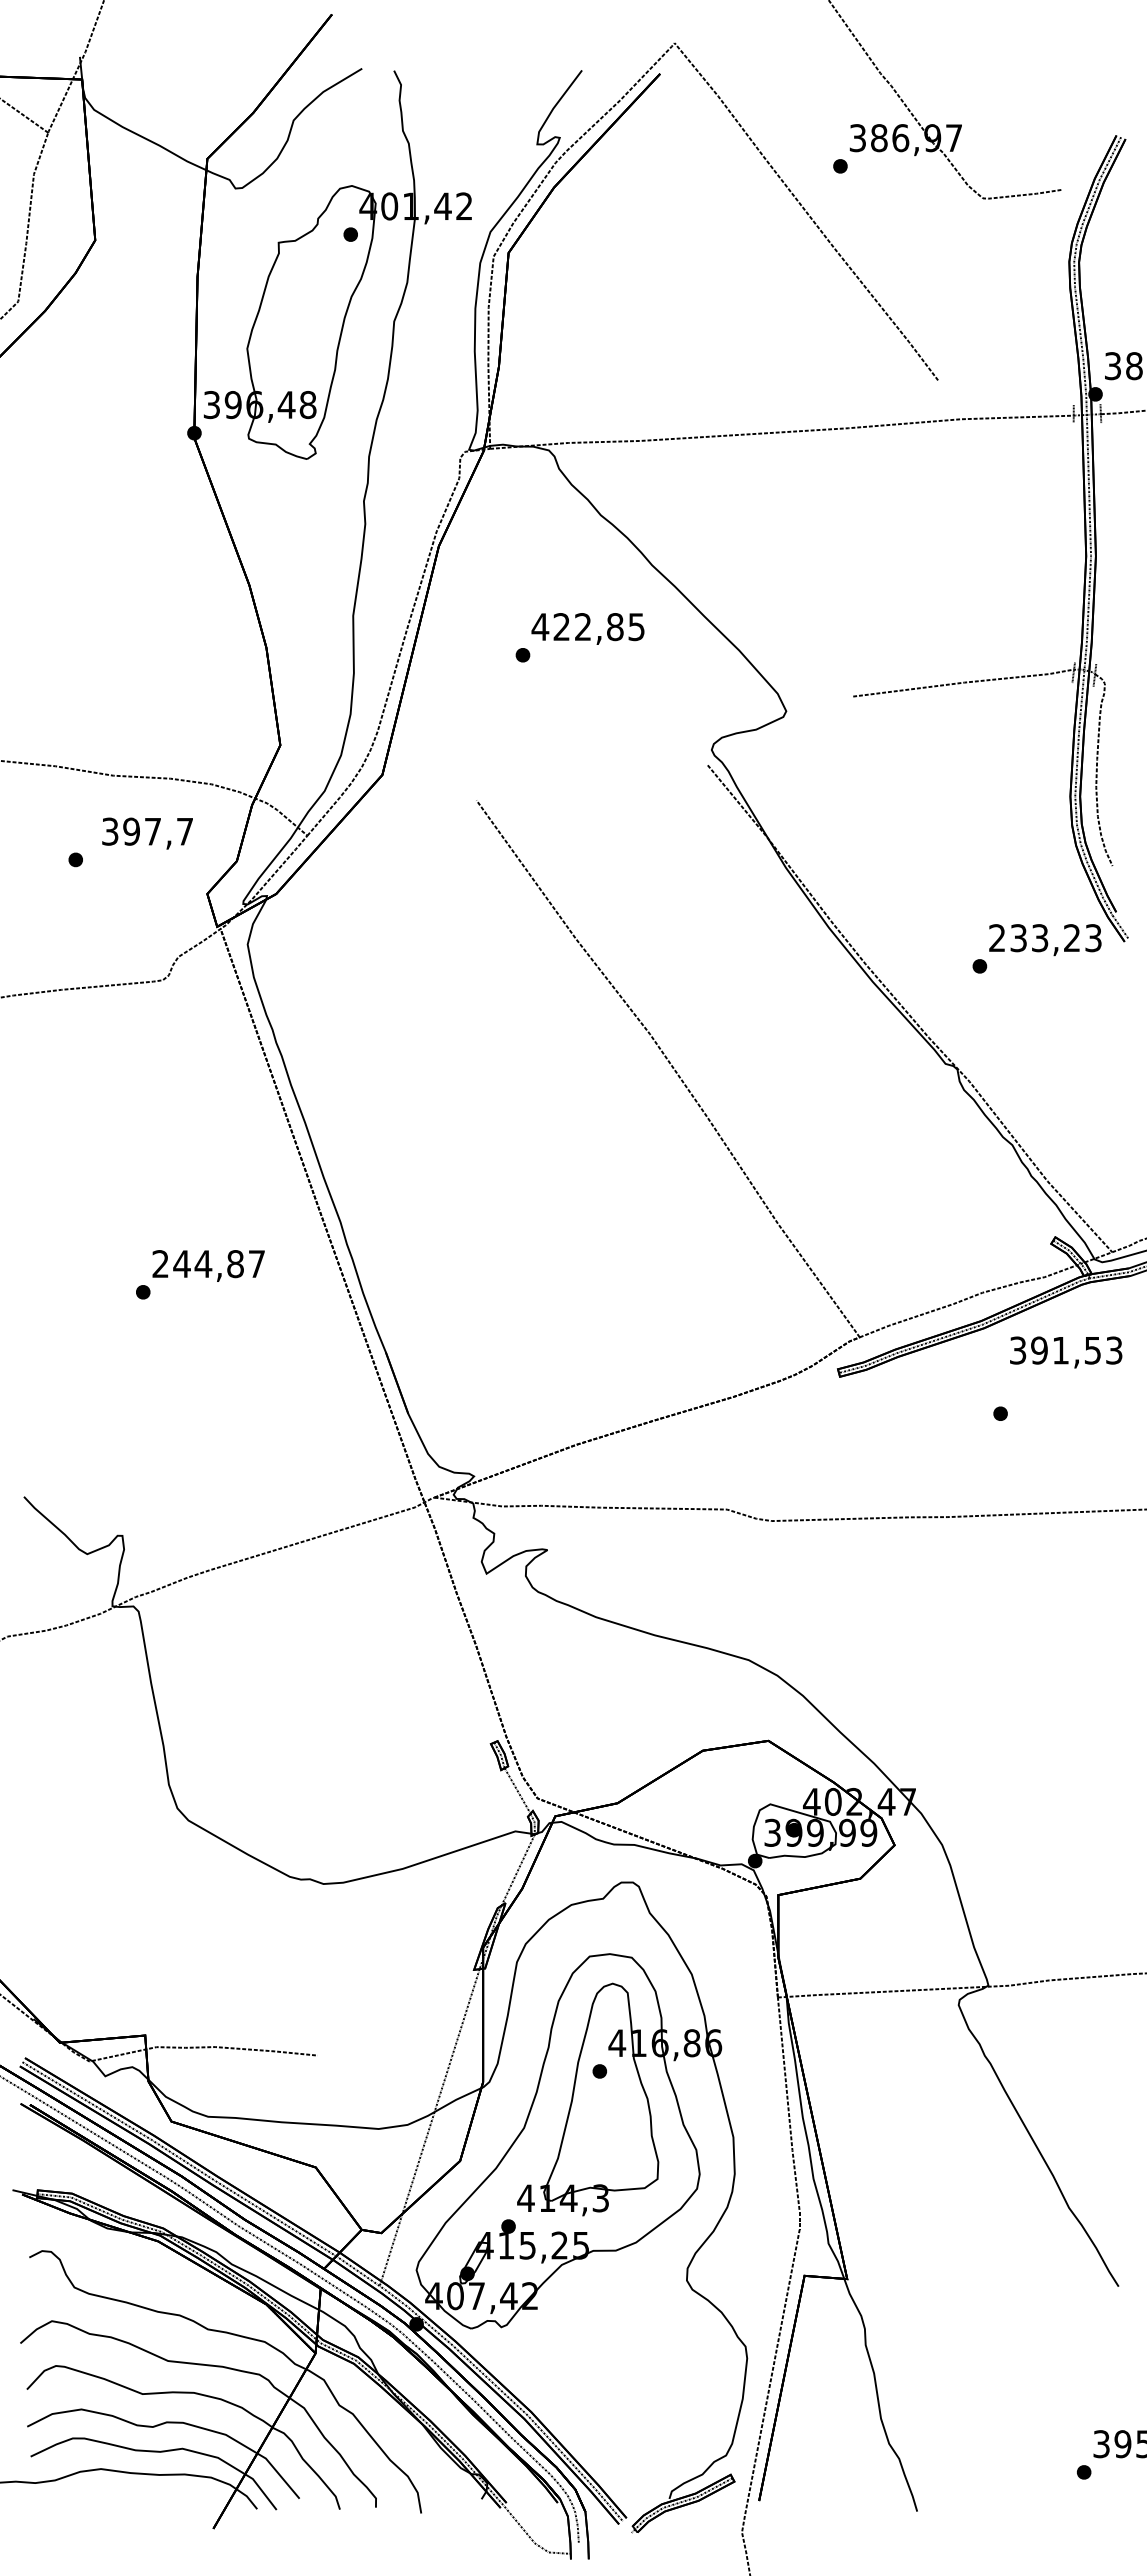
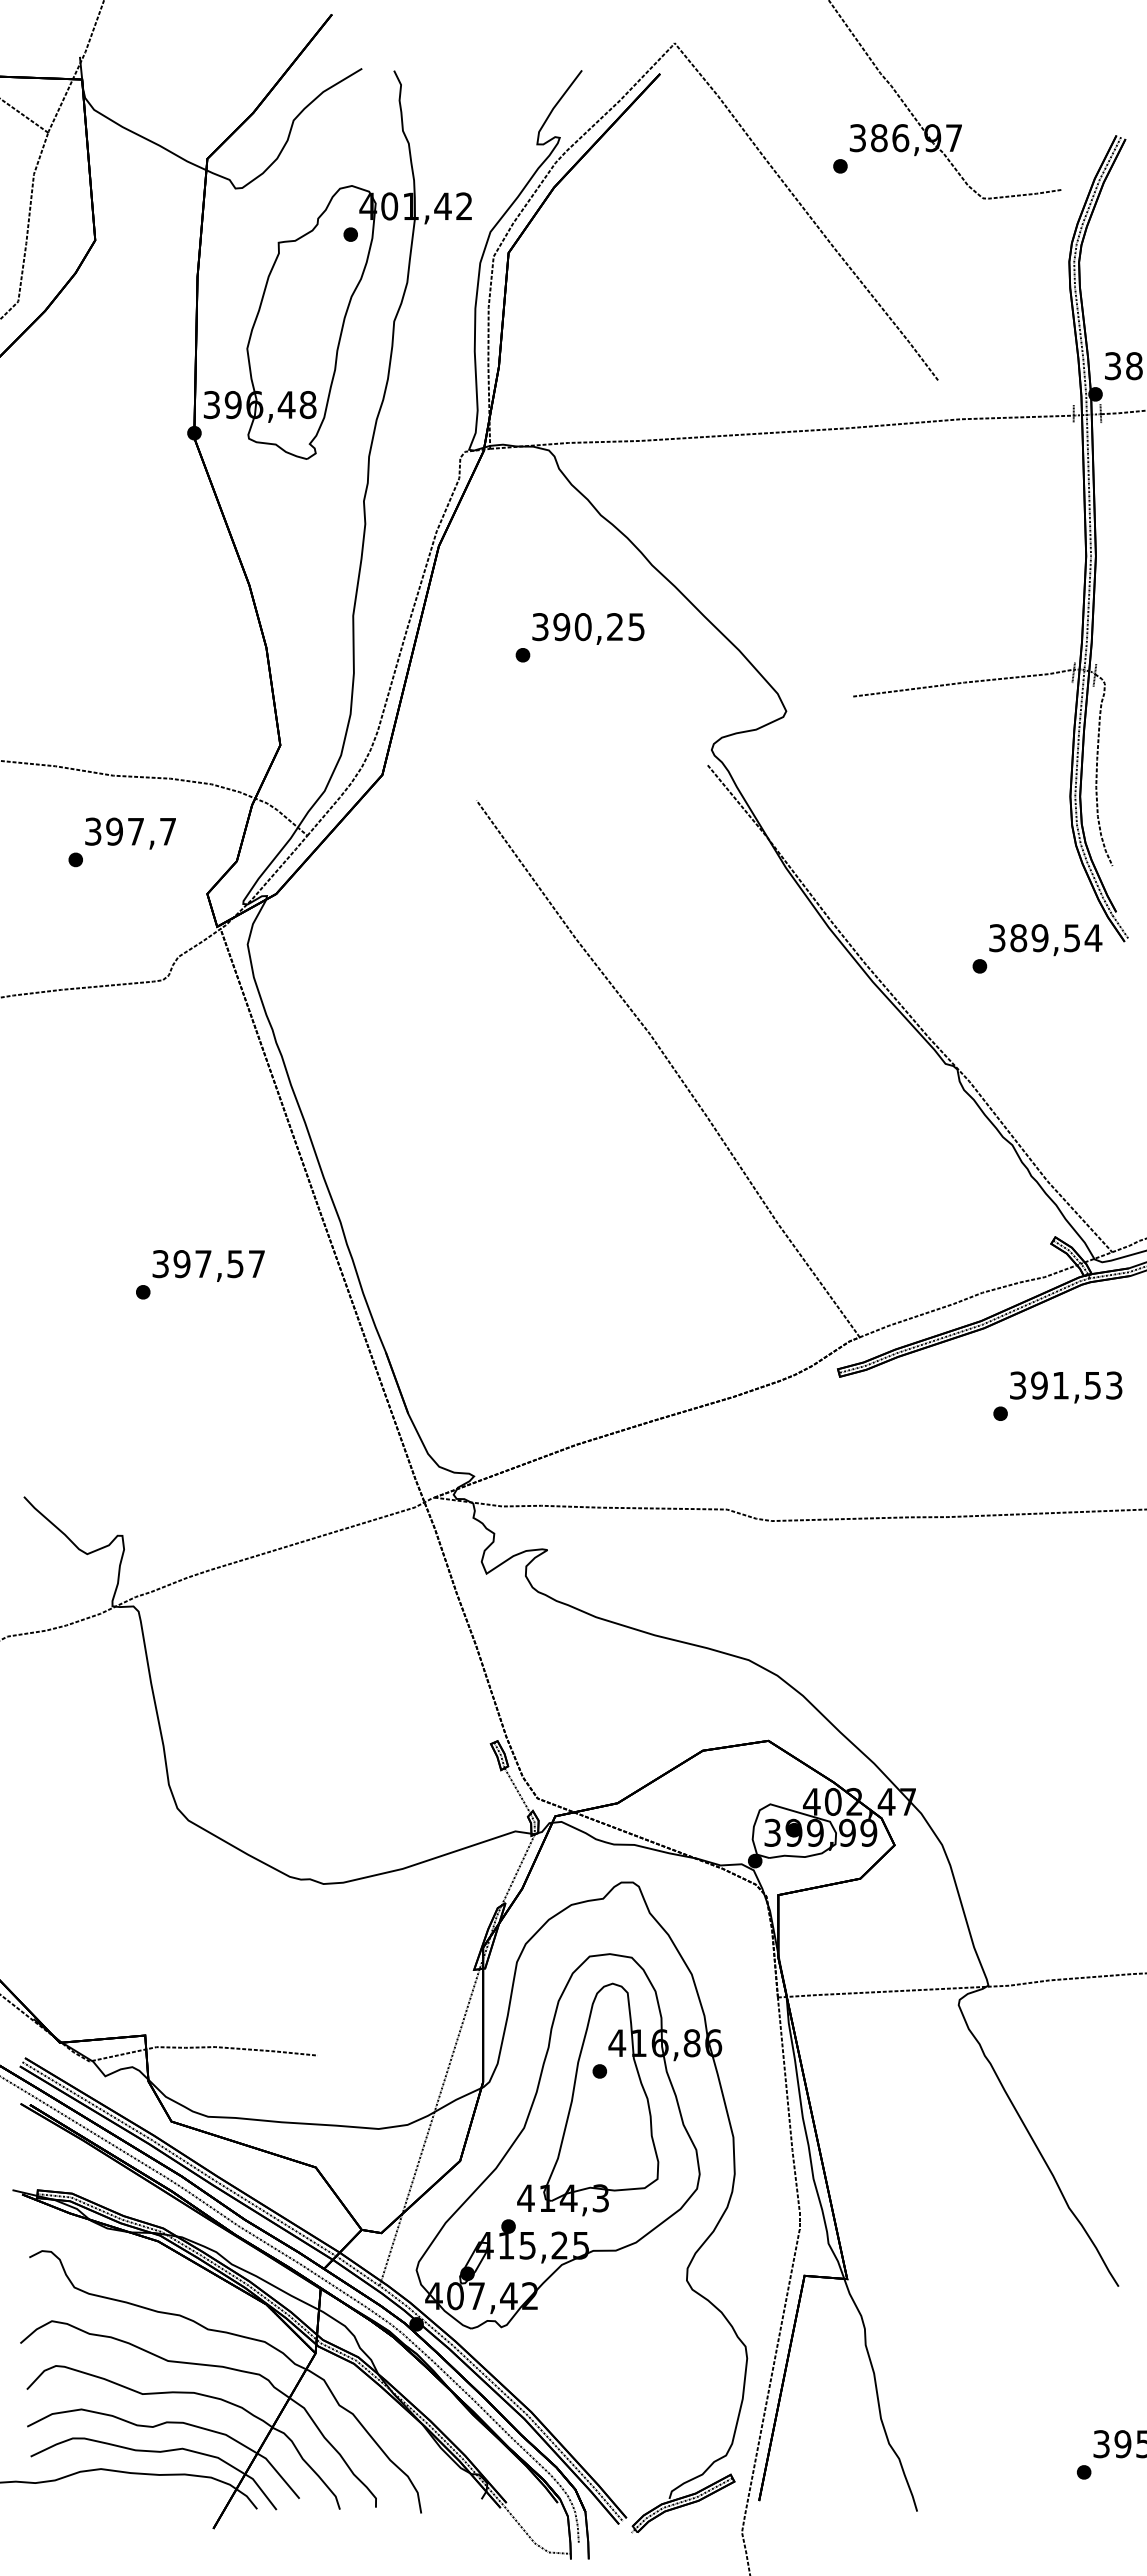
text: 422,85 -> 390,25 (577, 627)
text position: (147, 833) -> (130, 833) (130, 833)
text: 233,23 -> 389,54 (1045, 938)
text: 244,87 -> 397,57 (197, 1264)
text position: (1066, 1352) -> (1066, 1387) (1066, 1387)
